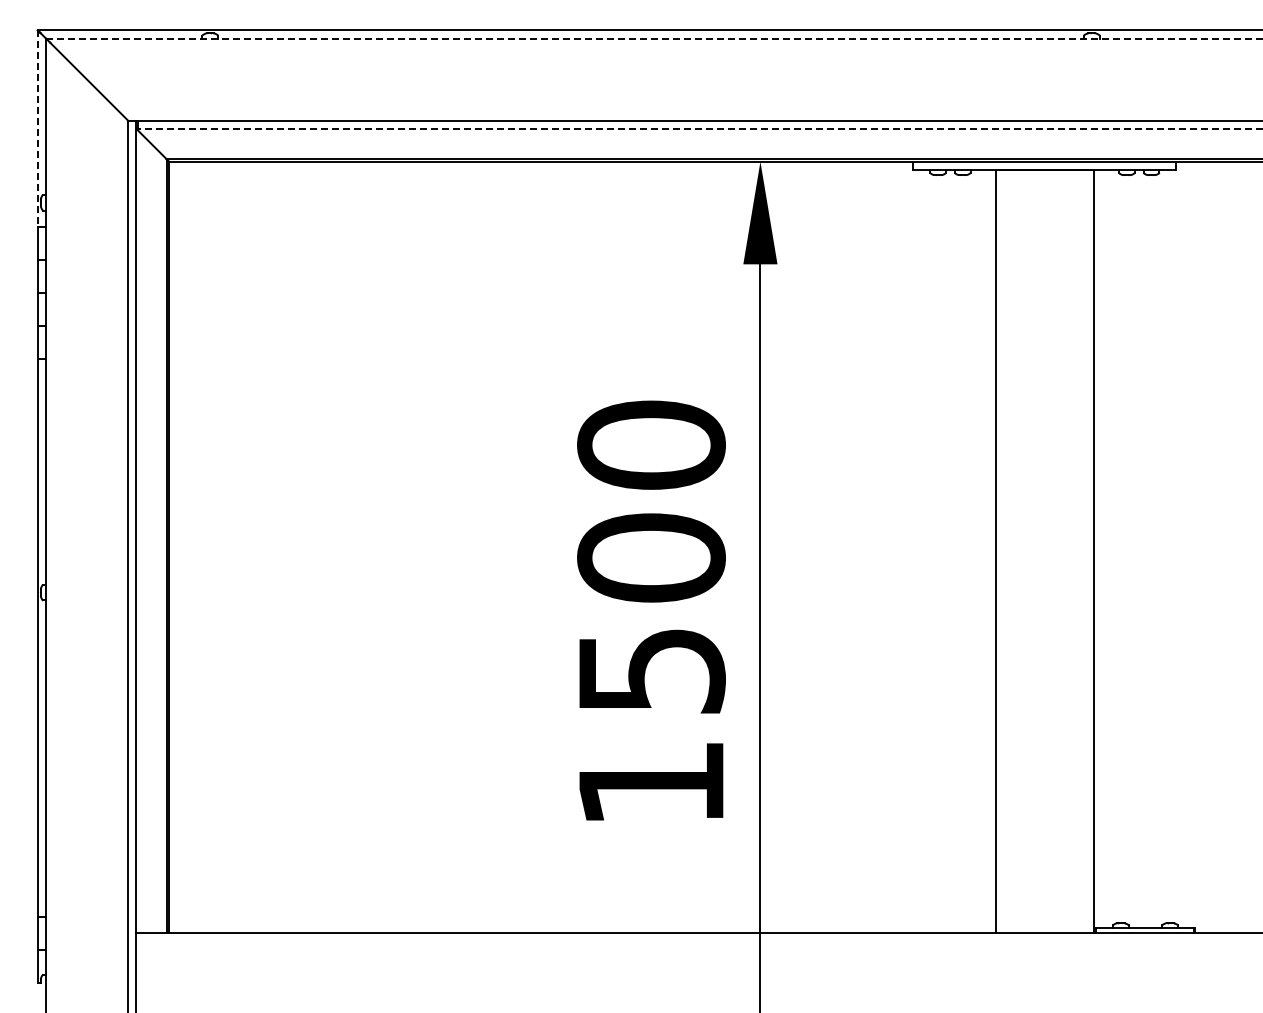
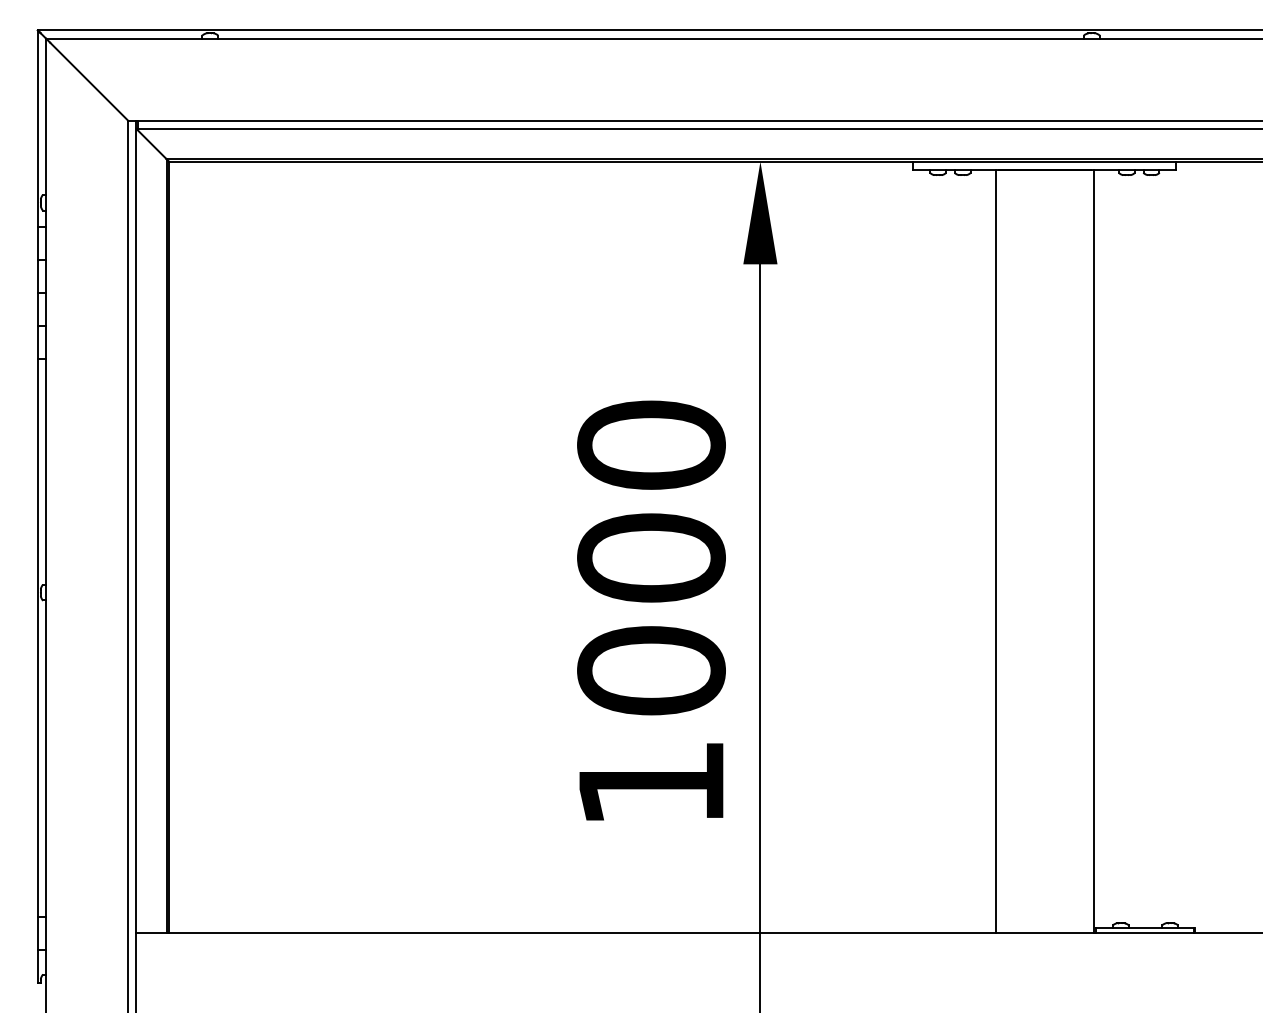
line: dashed -> solid (654, 38)
line: dashed -> solid (699, 128)
line: dashed -> solid (37, 129)
text: 1500 -> 1000 (651, 670)
